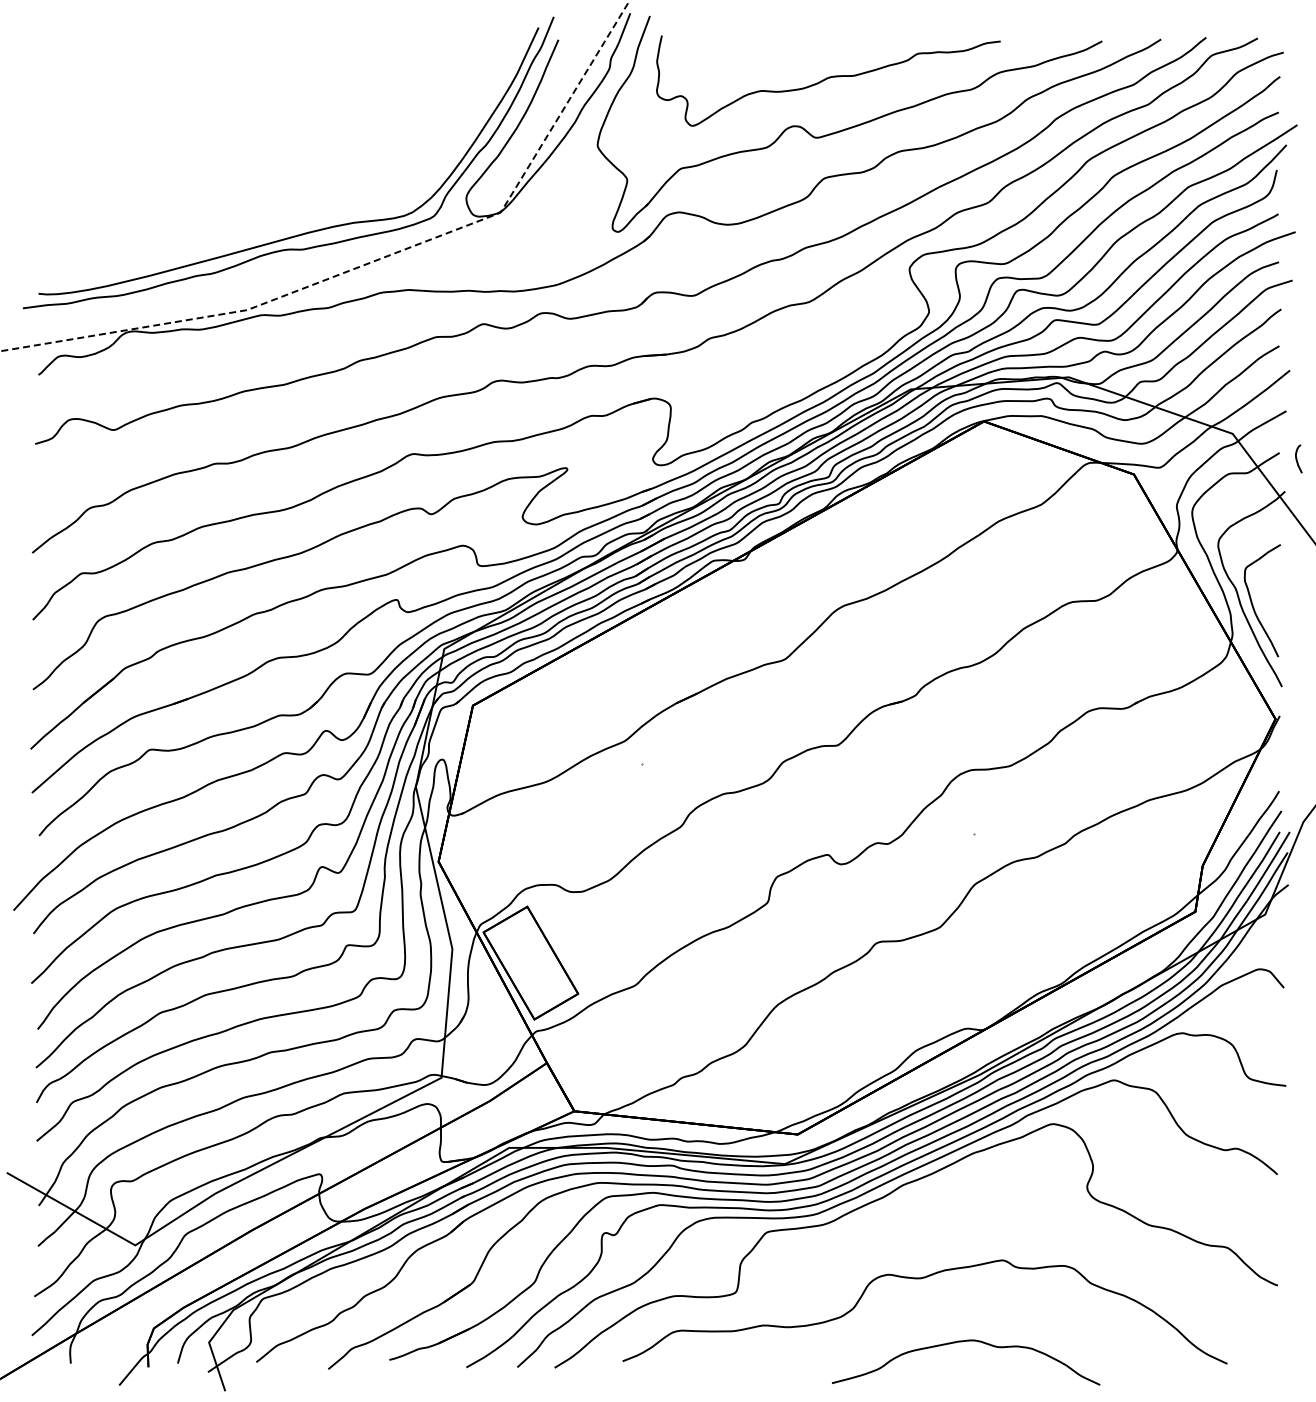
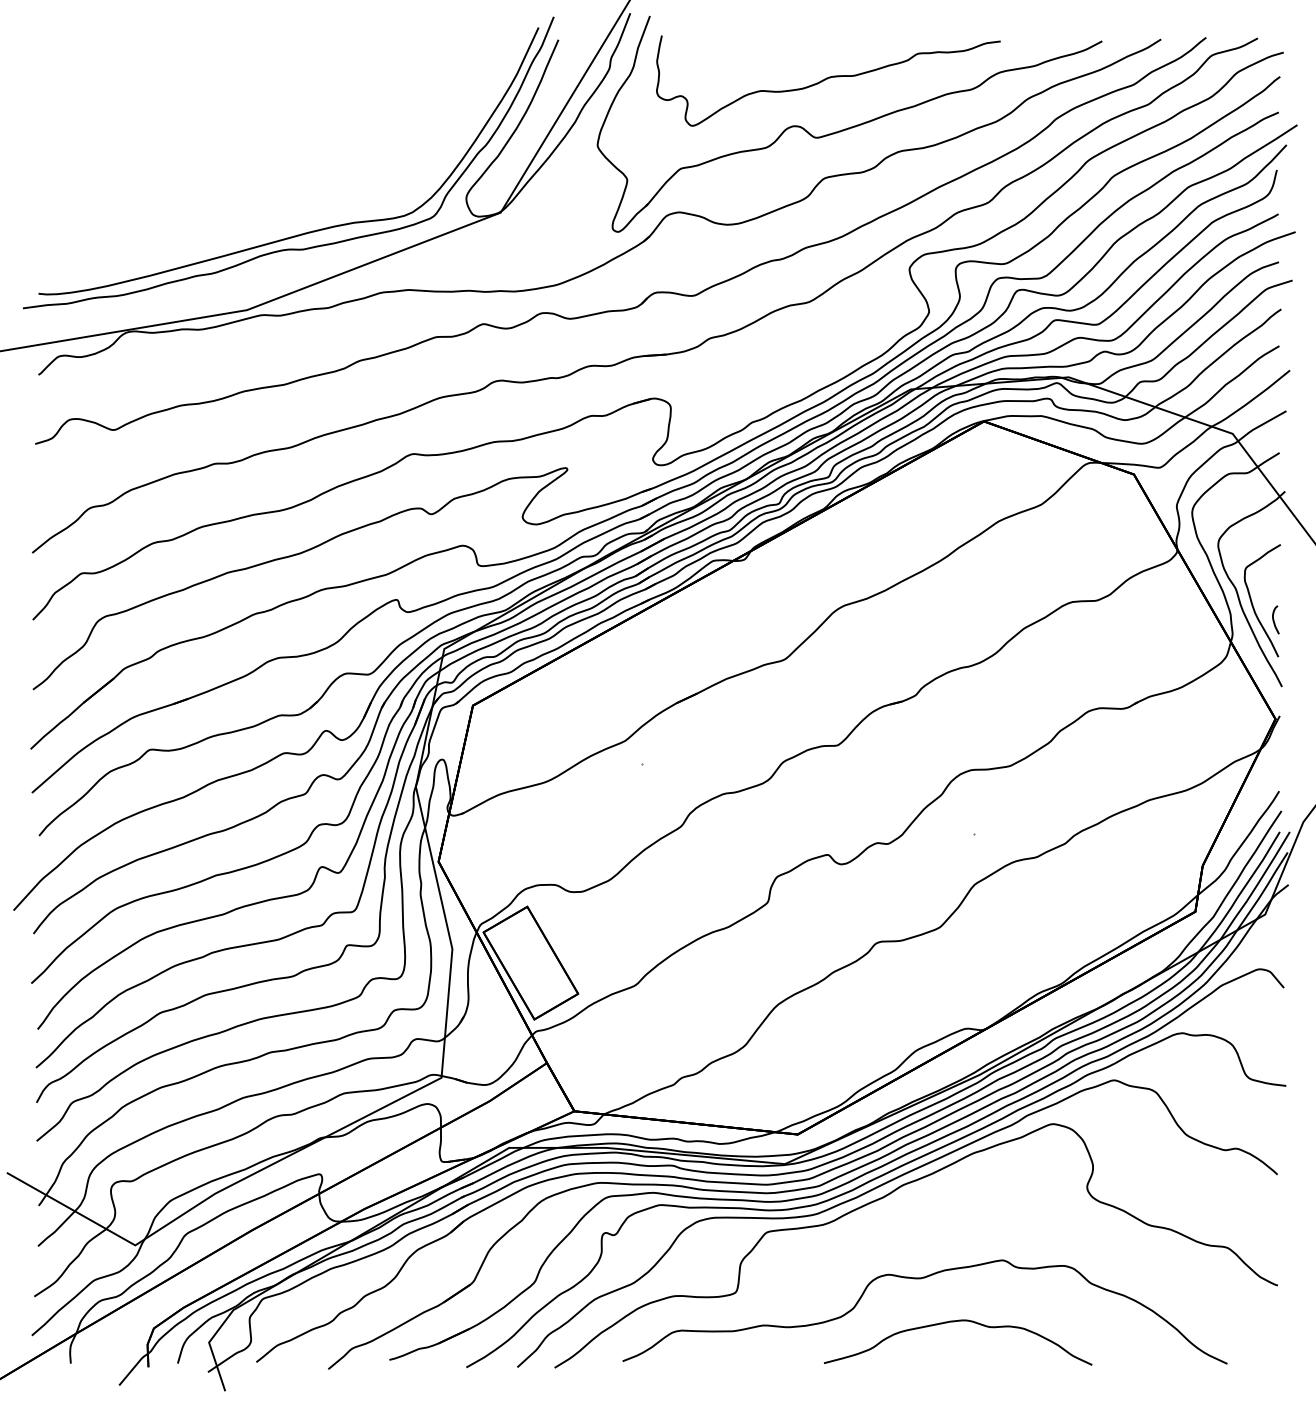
line: dashed -> solid (372, 261)
curve position: (1297, 458) -> (1274, 619) (1274, 619)
part position: (962, 1342) -> (954, 1322) (954, 1322)
